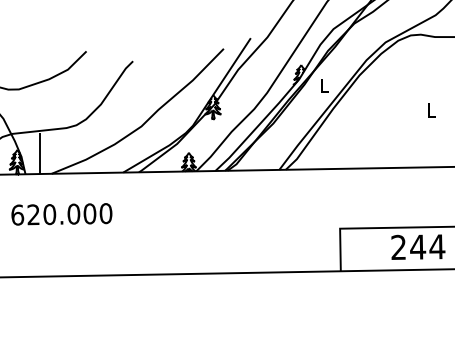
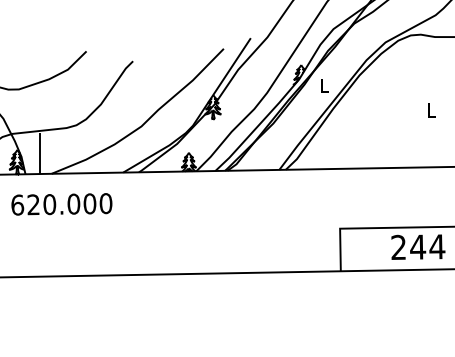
text position: (61, 214) -> (61, 204) (61, 204)
